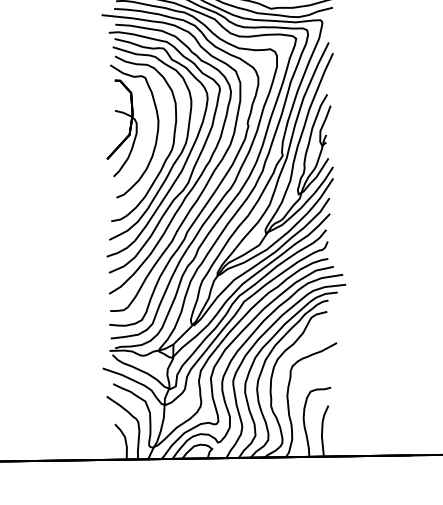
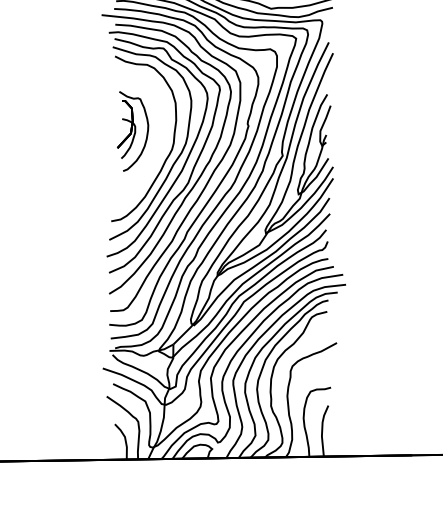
part size: 54x135 px -> 33x81 px (133, 131)
